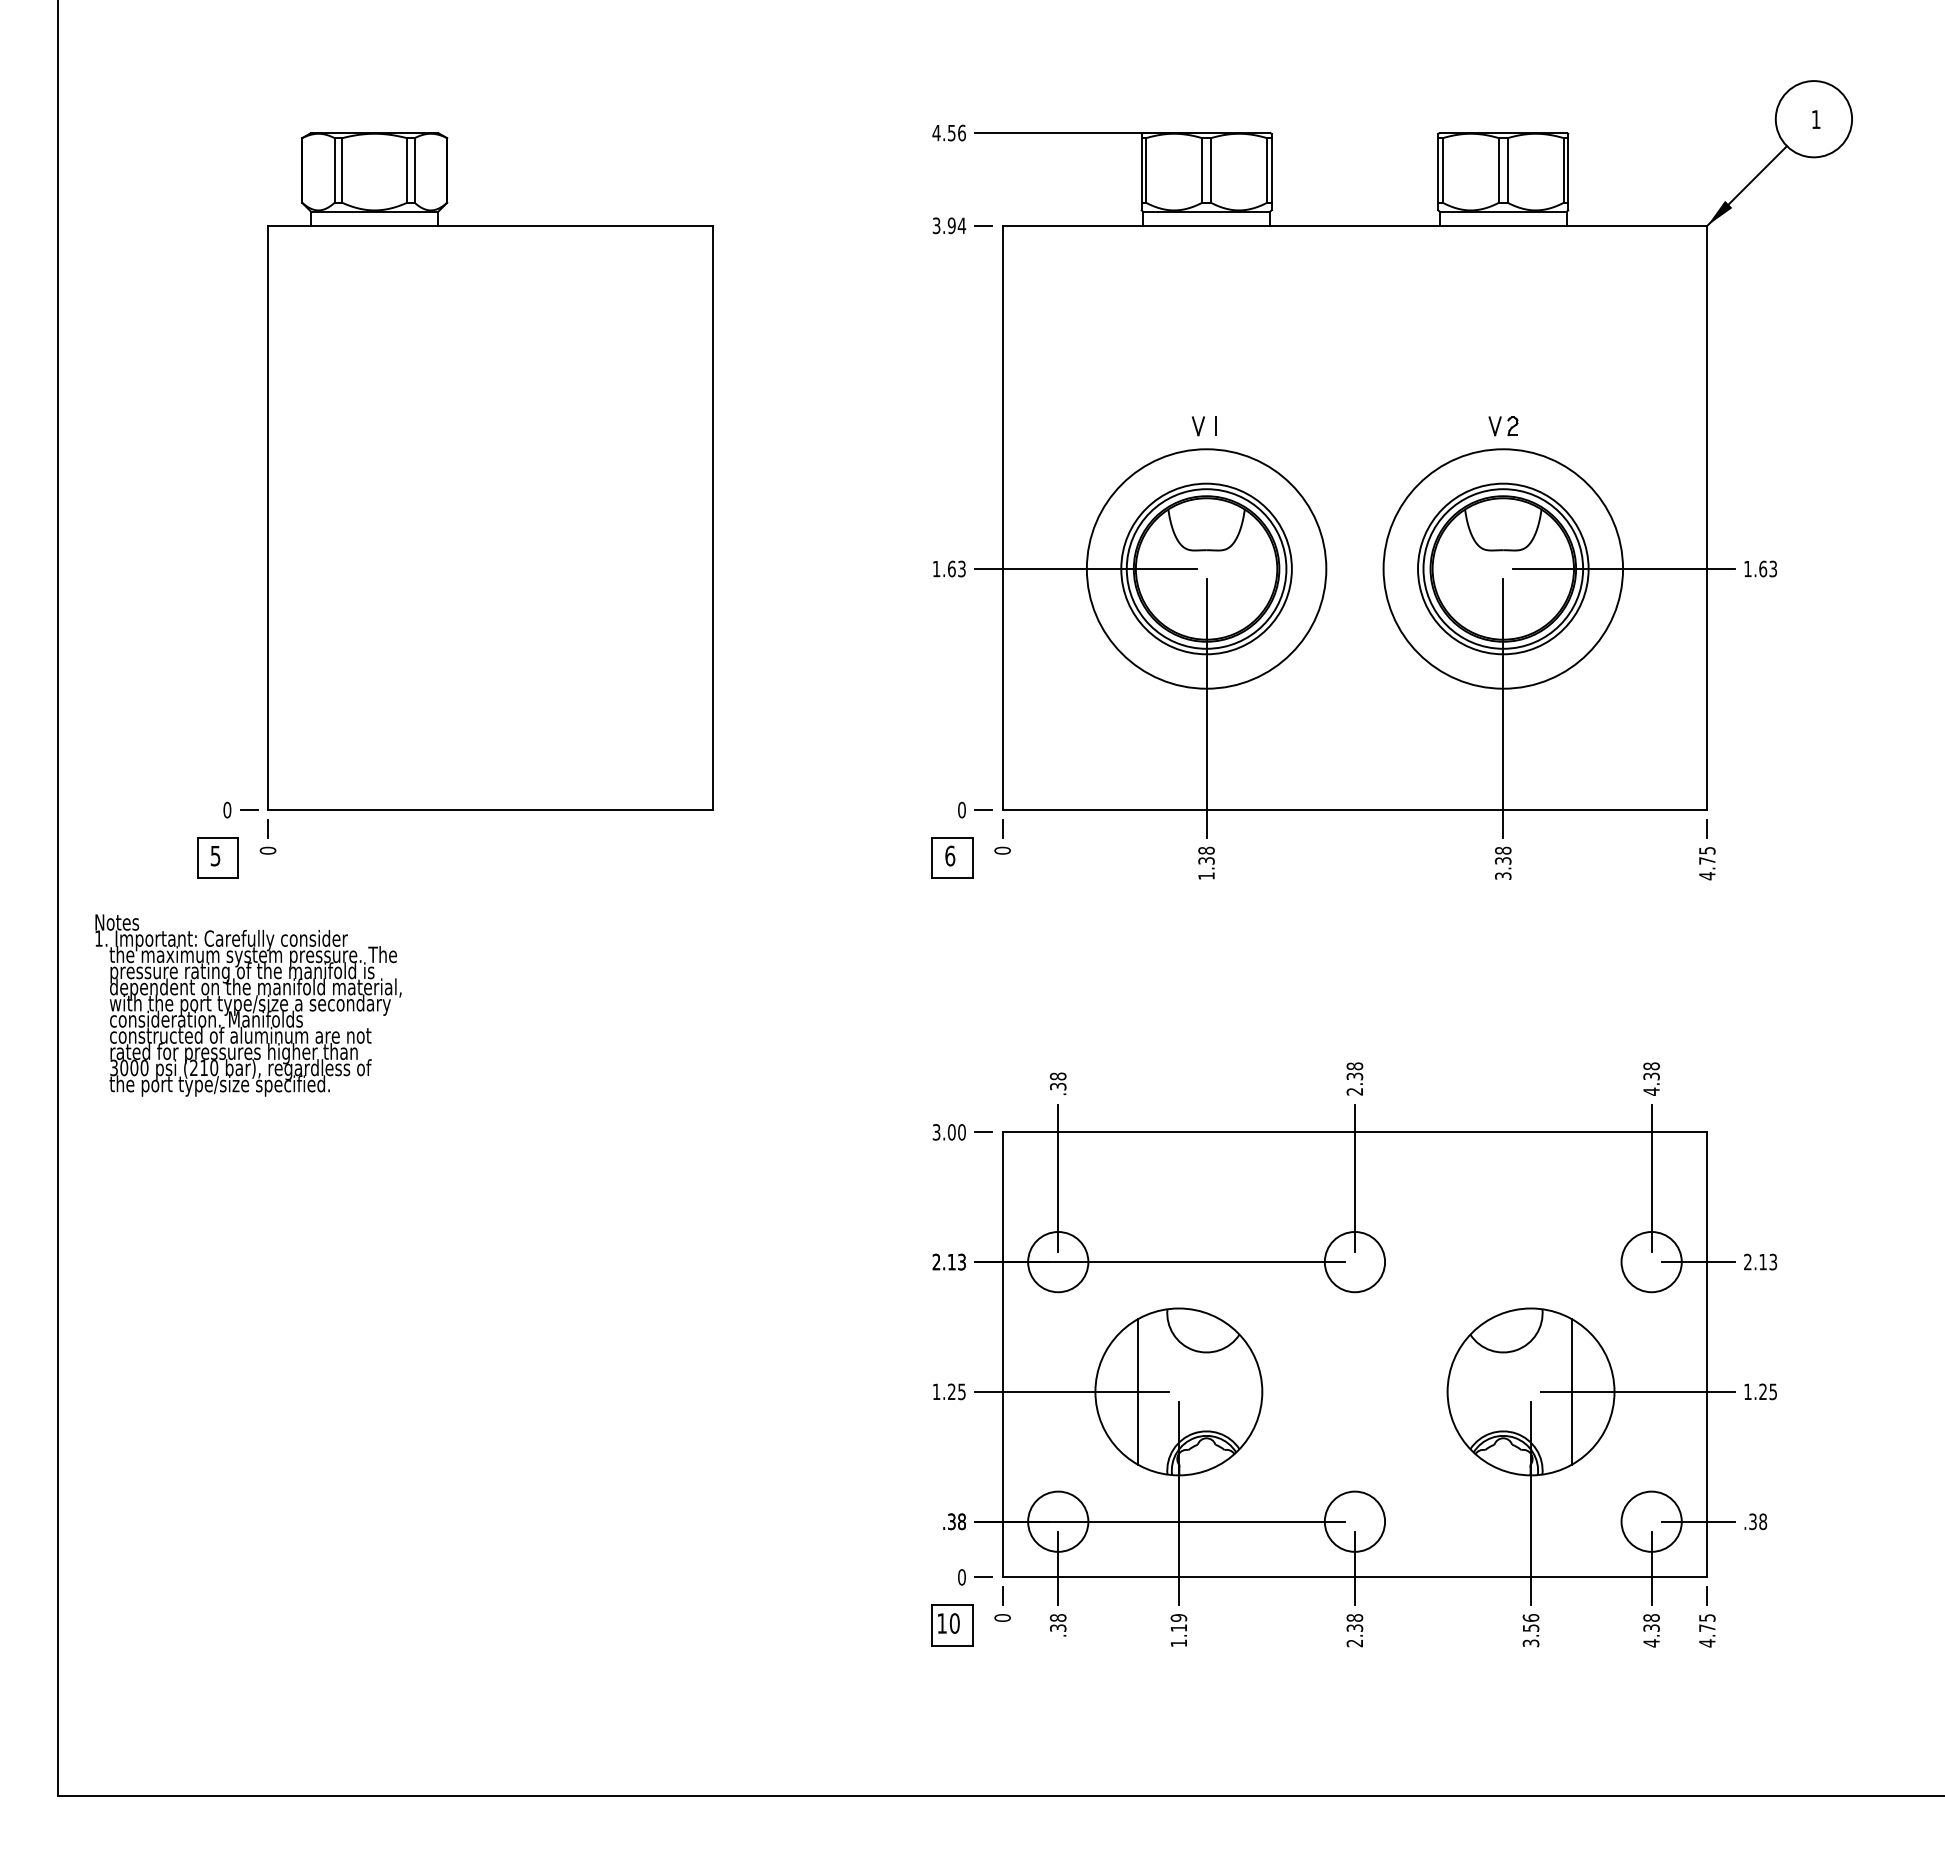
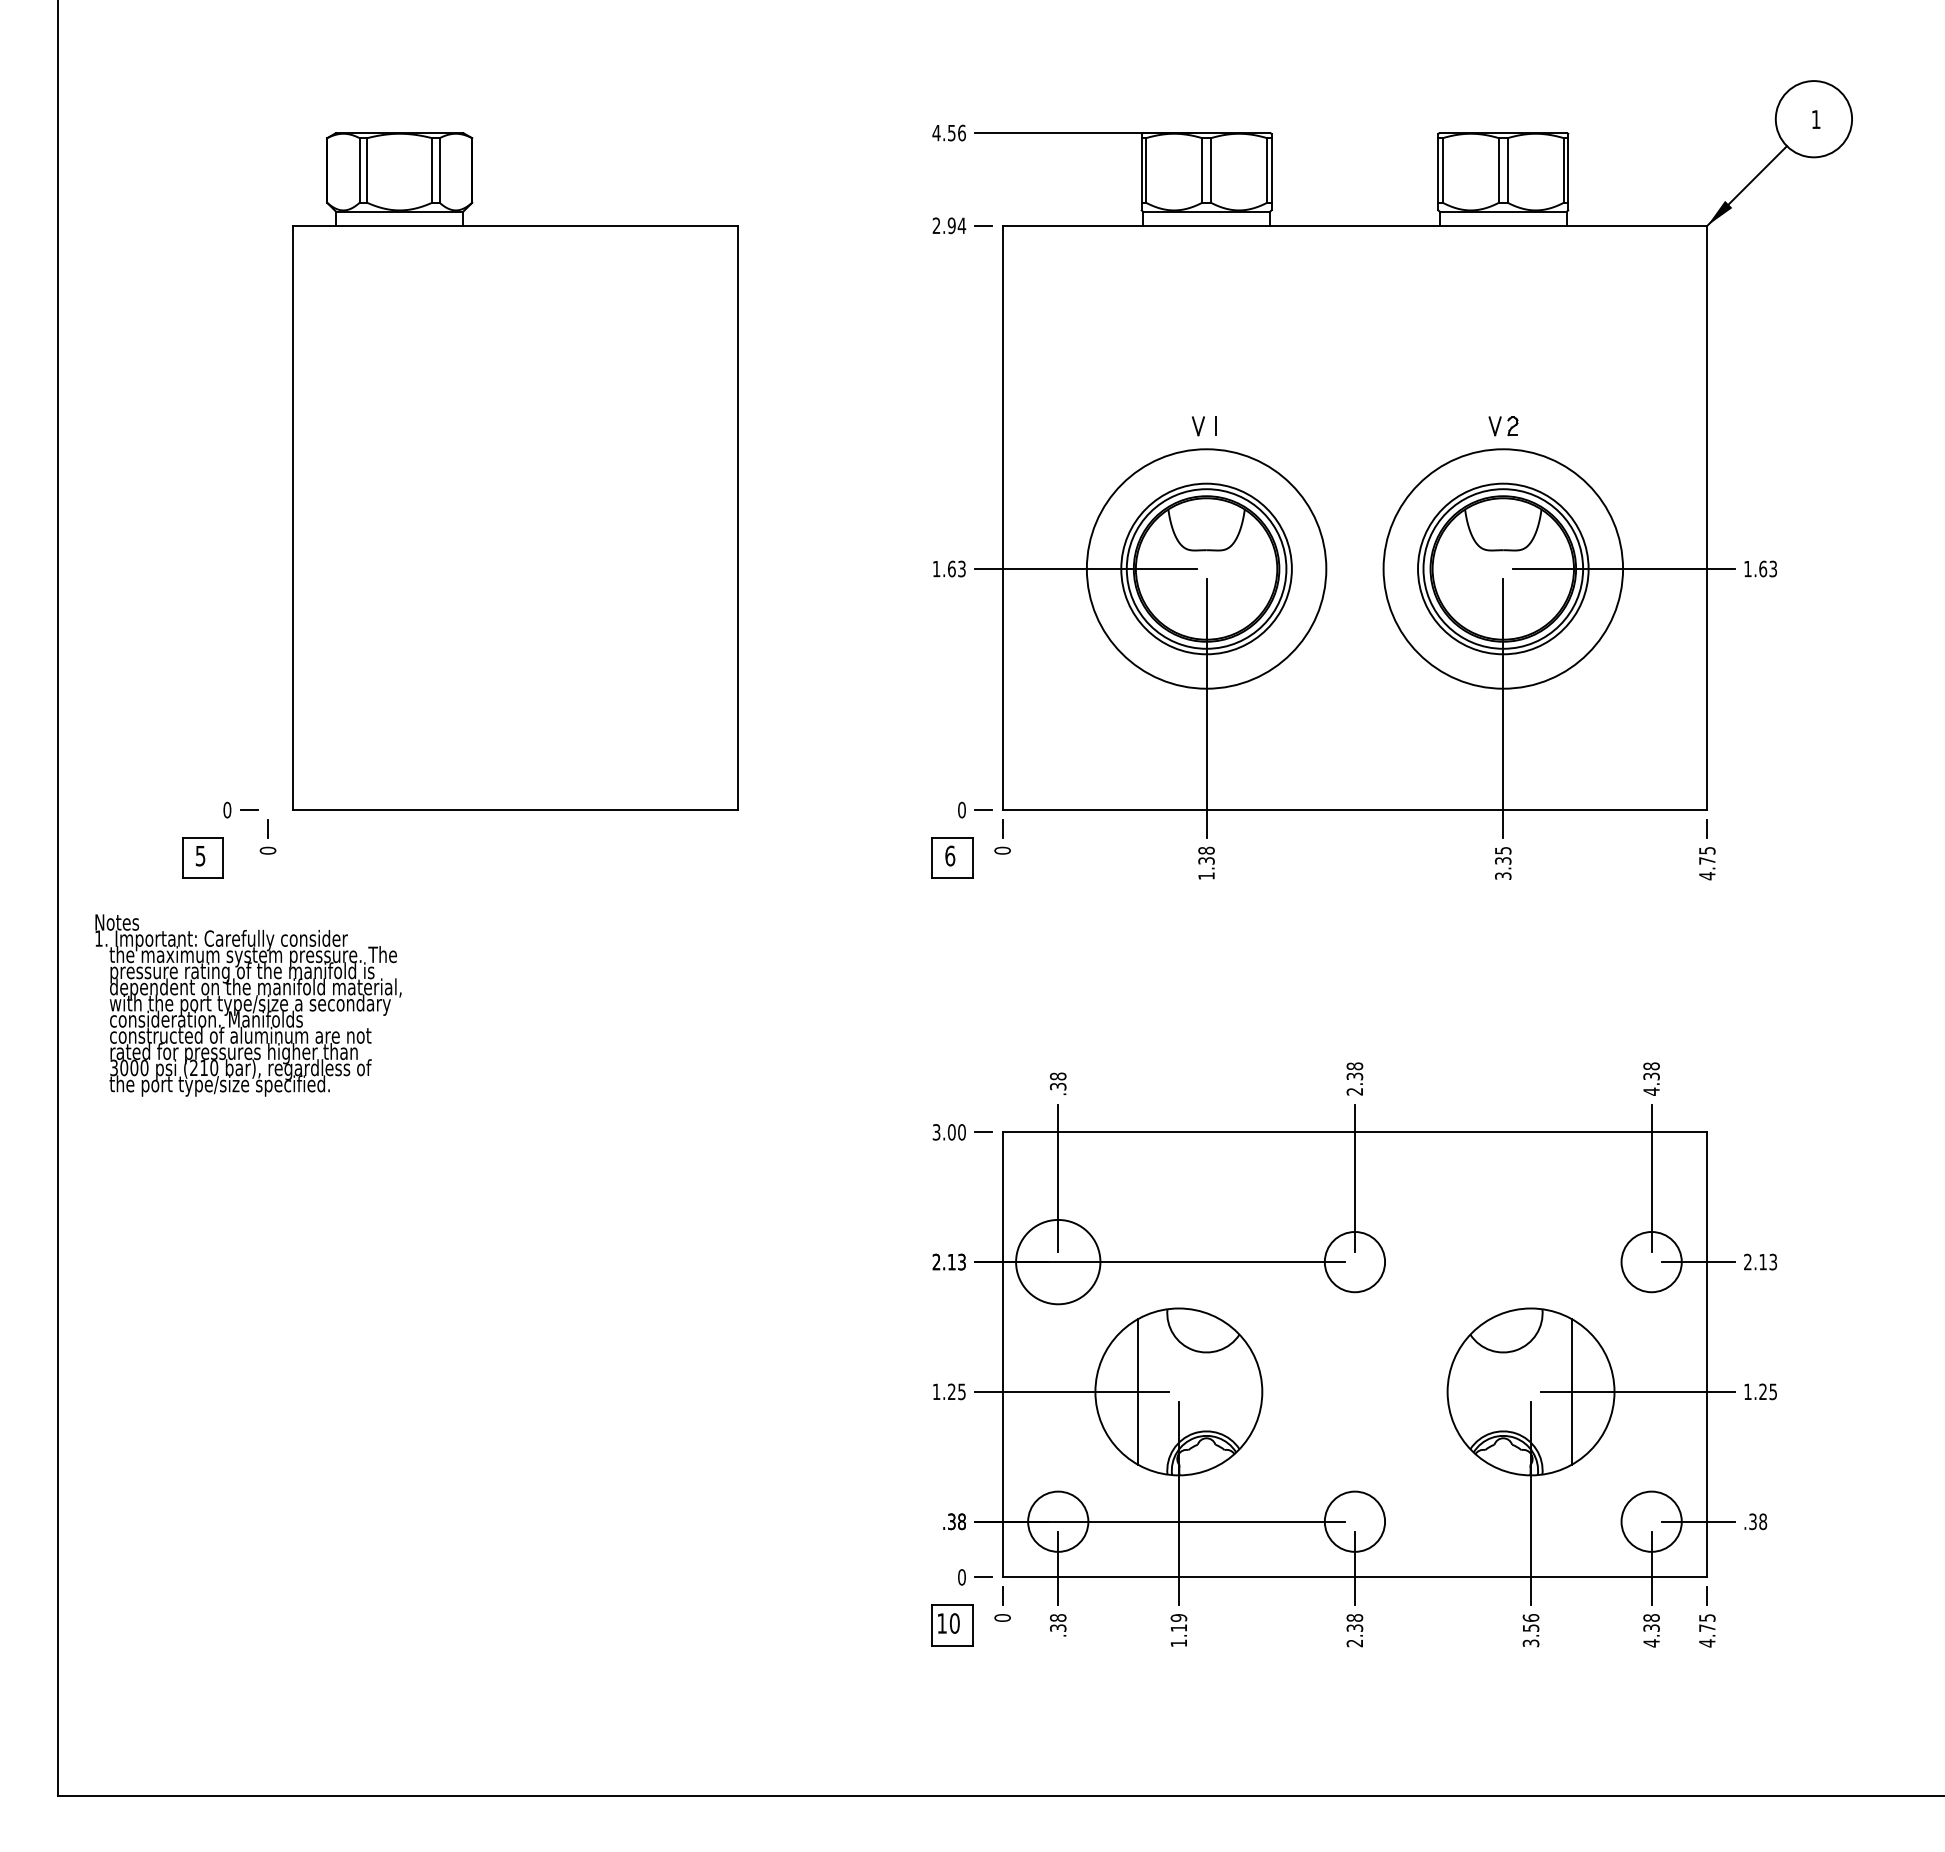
text: 3.94 -> 2.94 (936, 226)
part position: (490, 471) -> (515, 471) (515, 471)
text: 3.38 -> 3.35 (1503, 850)
part position: (217, 857) -> (202, 857) (202, 857)
circle diameter: 60 px -> 84 px (1058, 1261)
